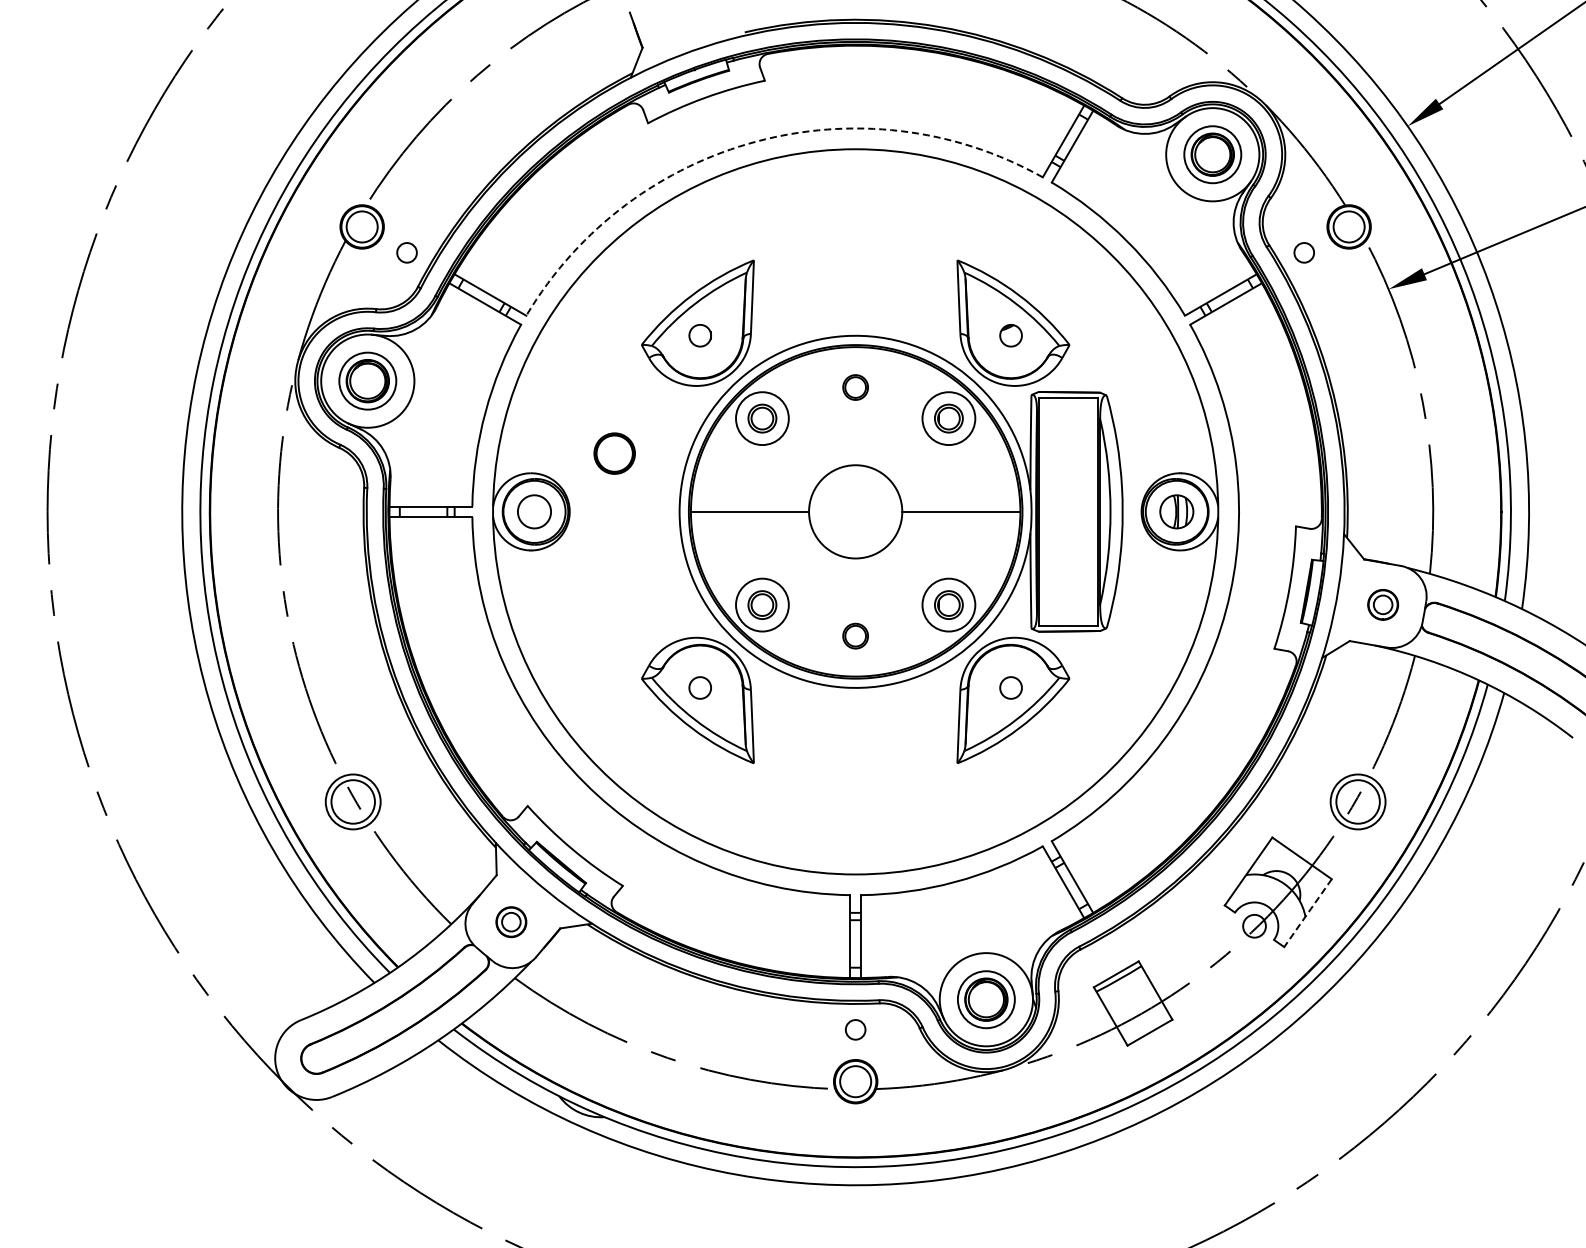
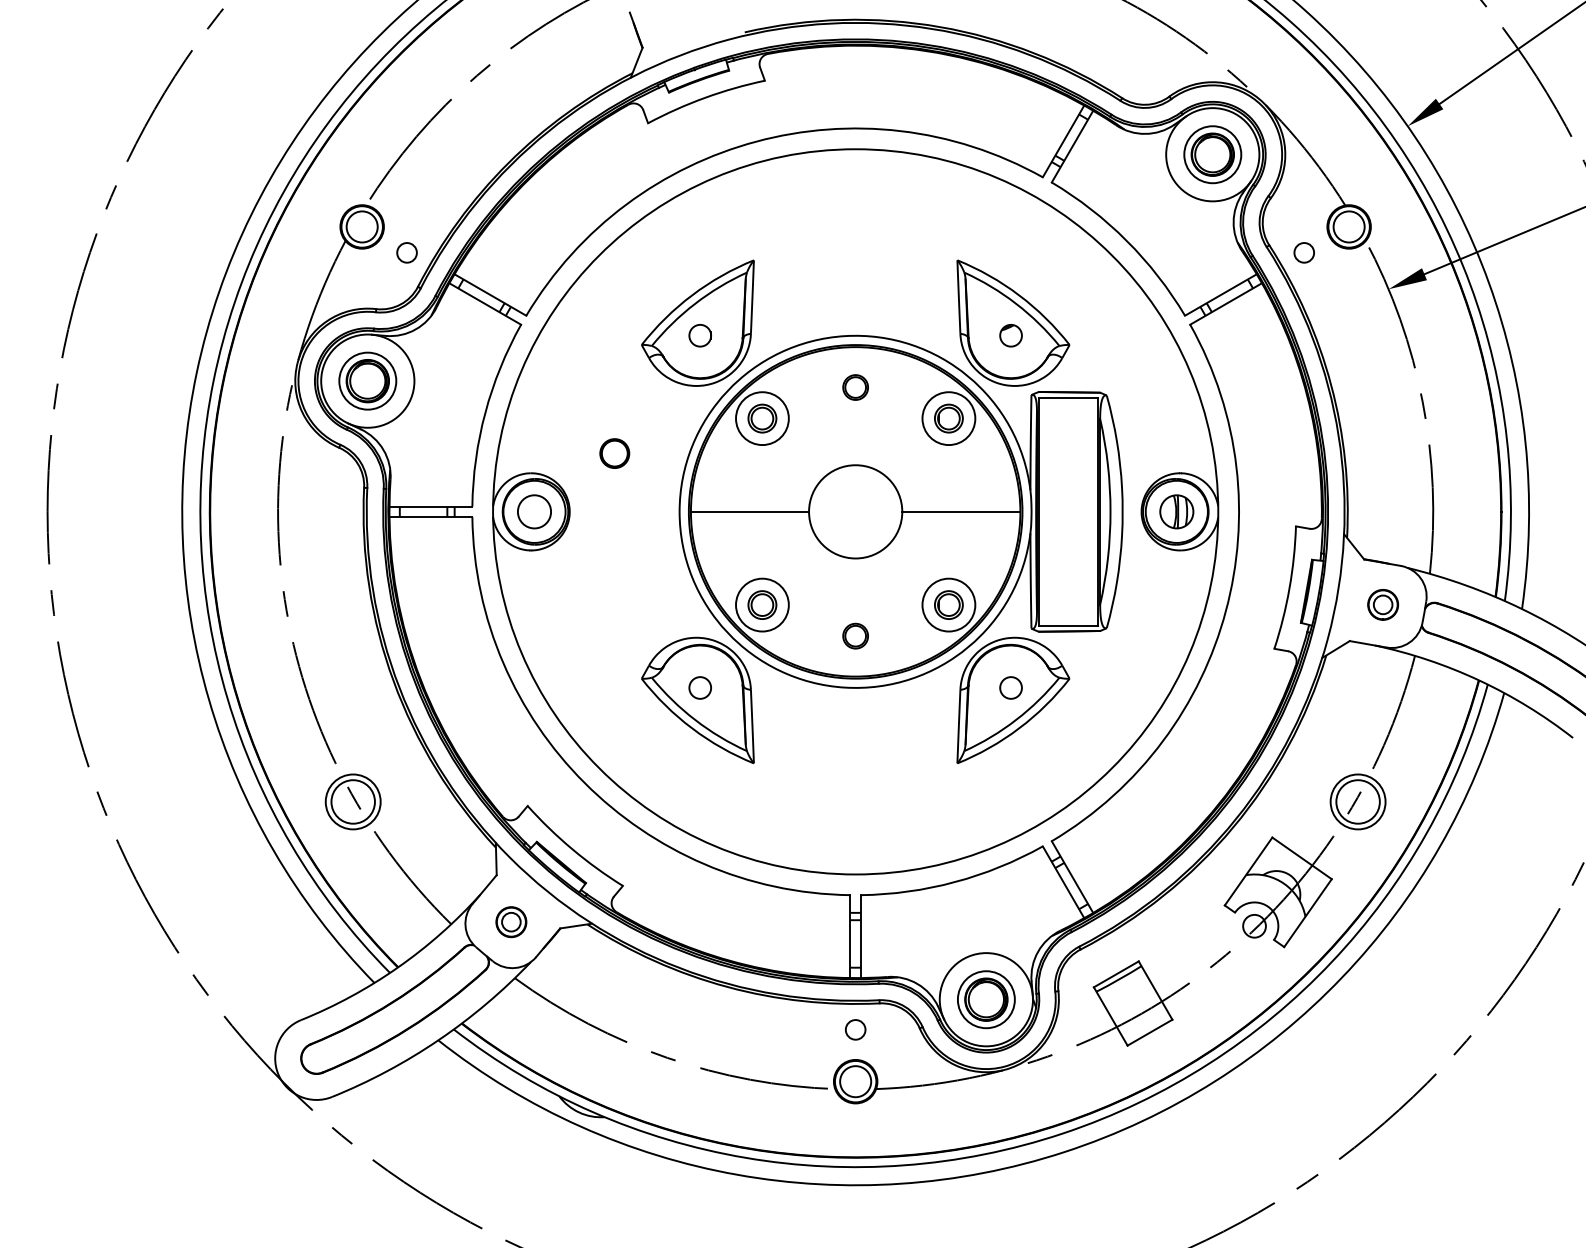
arc: dashed -> solid (756, 141)
part size: 43x43 px -> 32x31 px (614, 453)
line: dashed -> solid (1307, 913)
